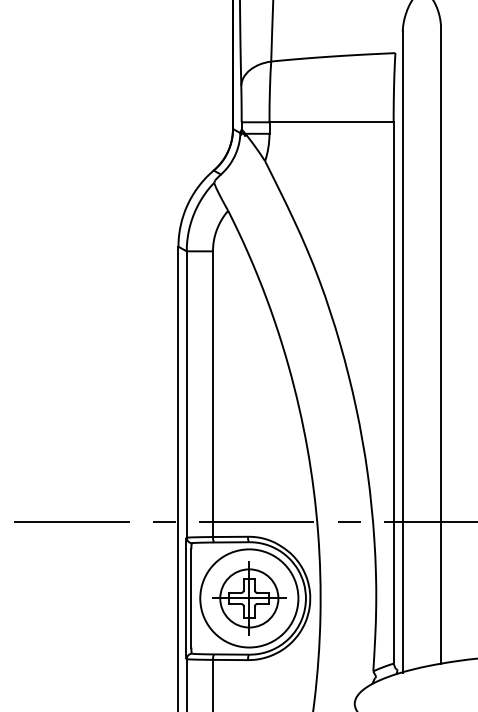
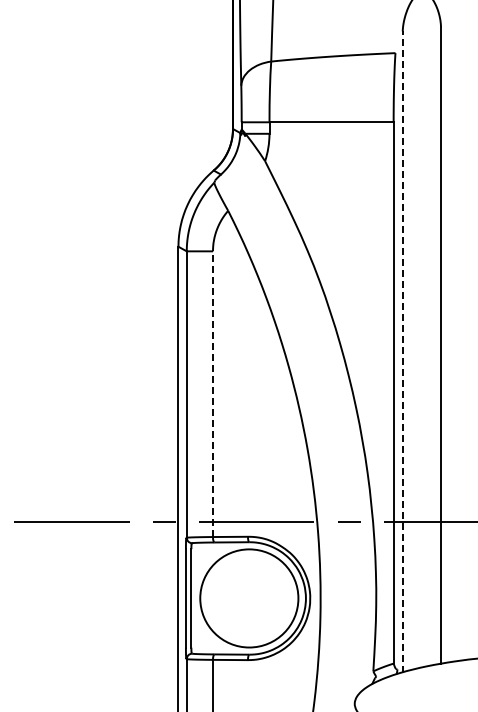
line: solid -> dashed (402, 351)
line: solid -> dashed (212, 394)
part: present -> none (249, 598)
